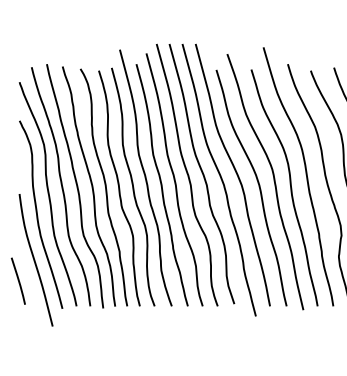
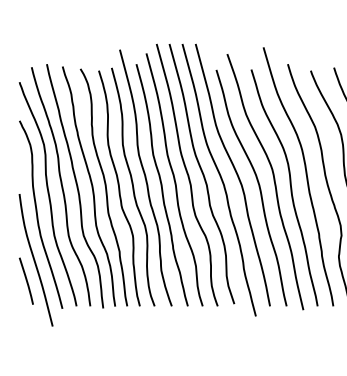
line position: (17, 280) -> (25, 280) (25, 280)
